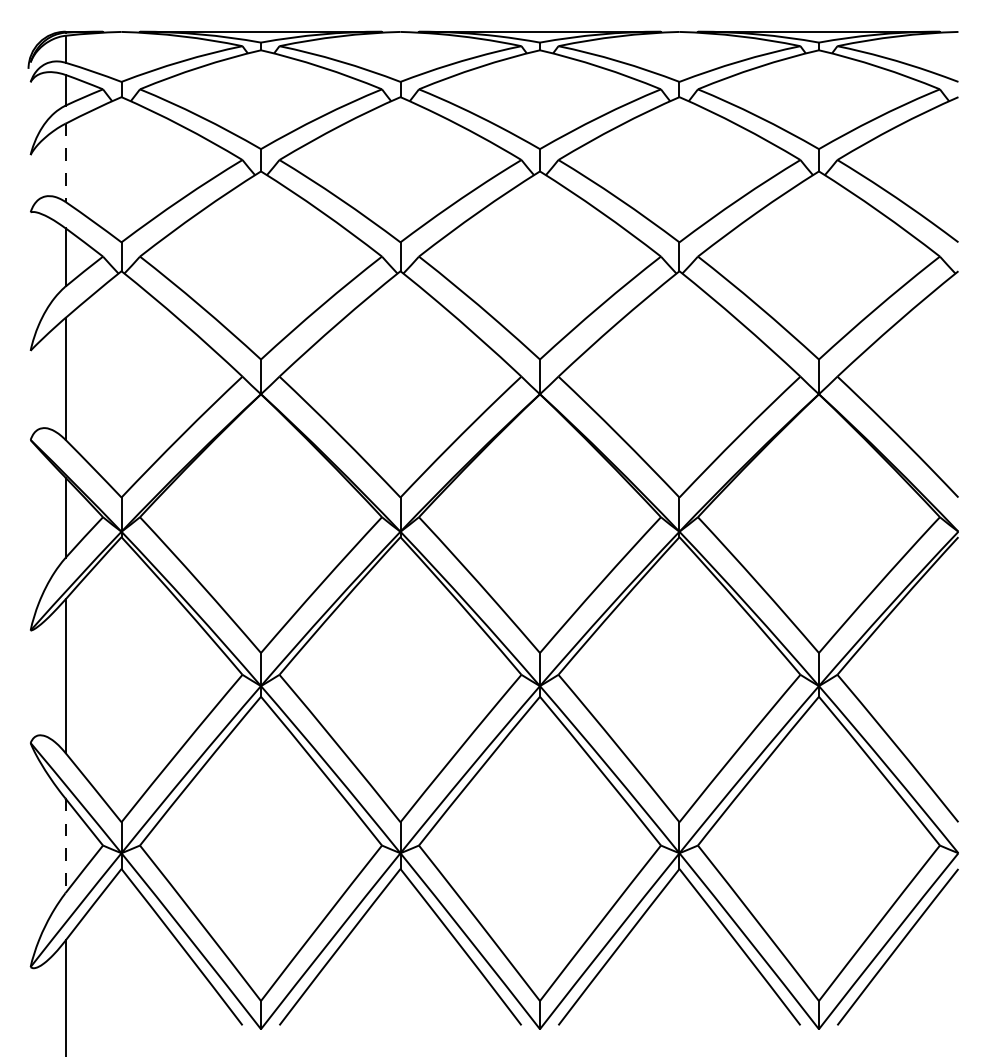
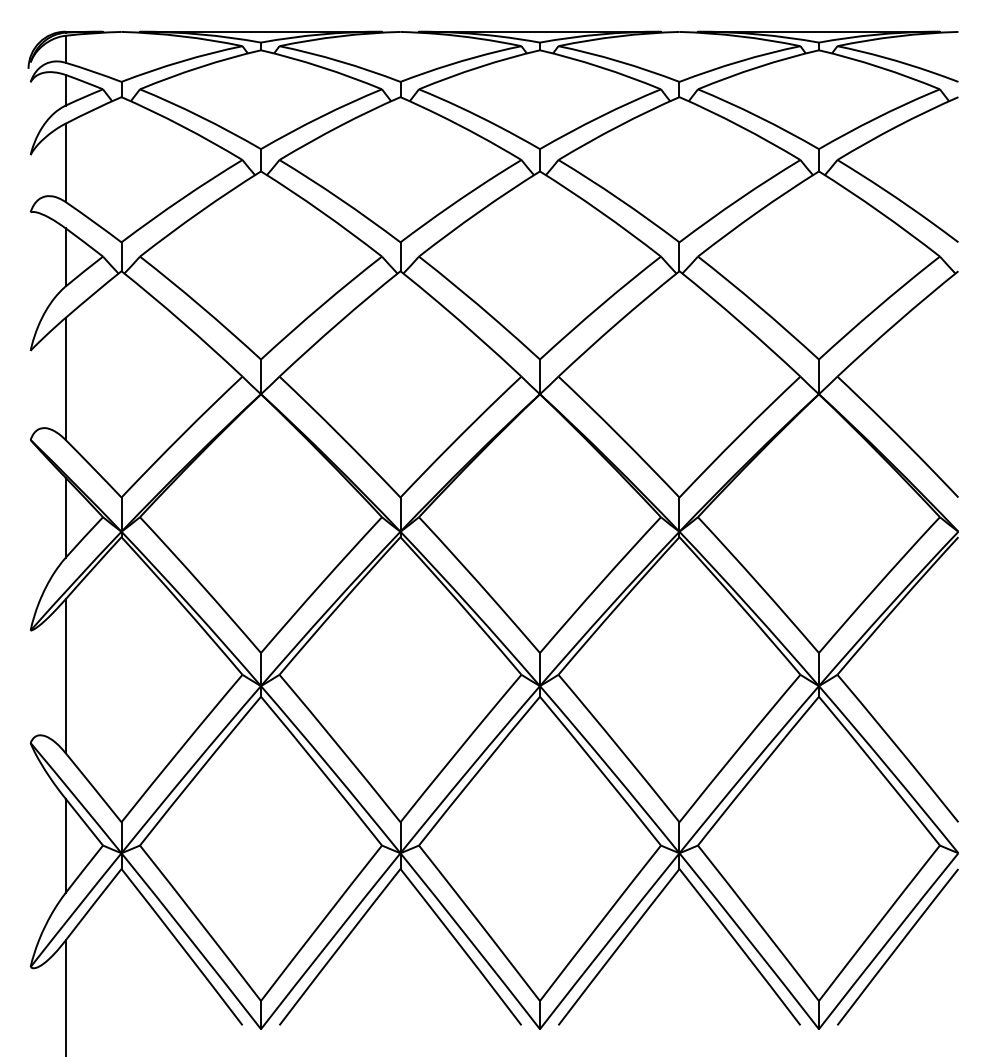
line: dashed -> solid (65, 163)
line: dashed -> solid (65, 846)
